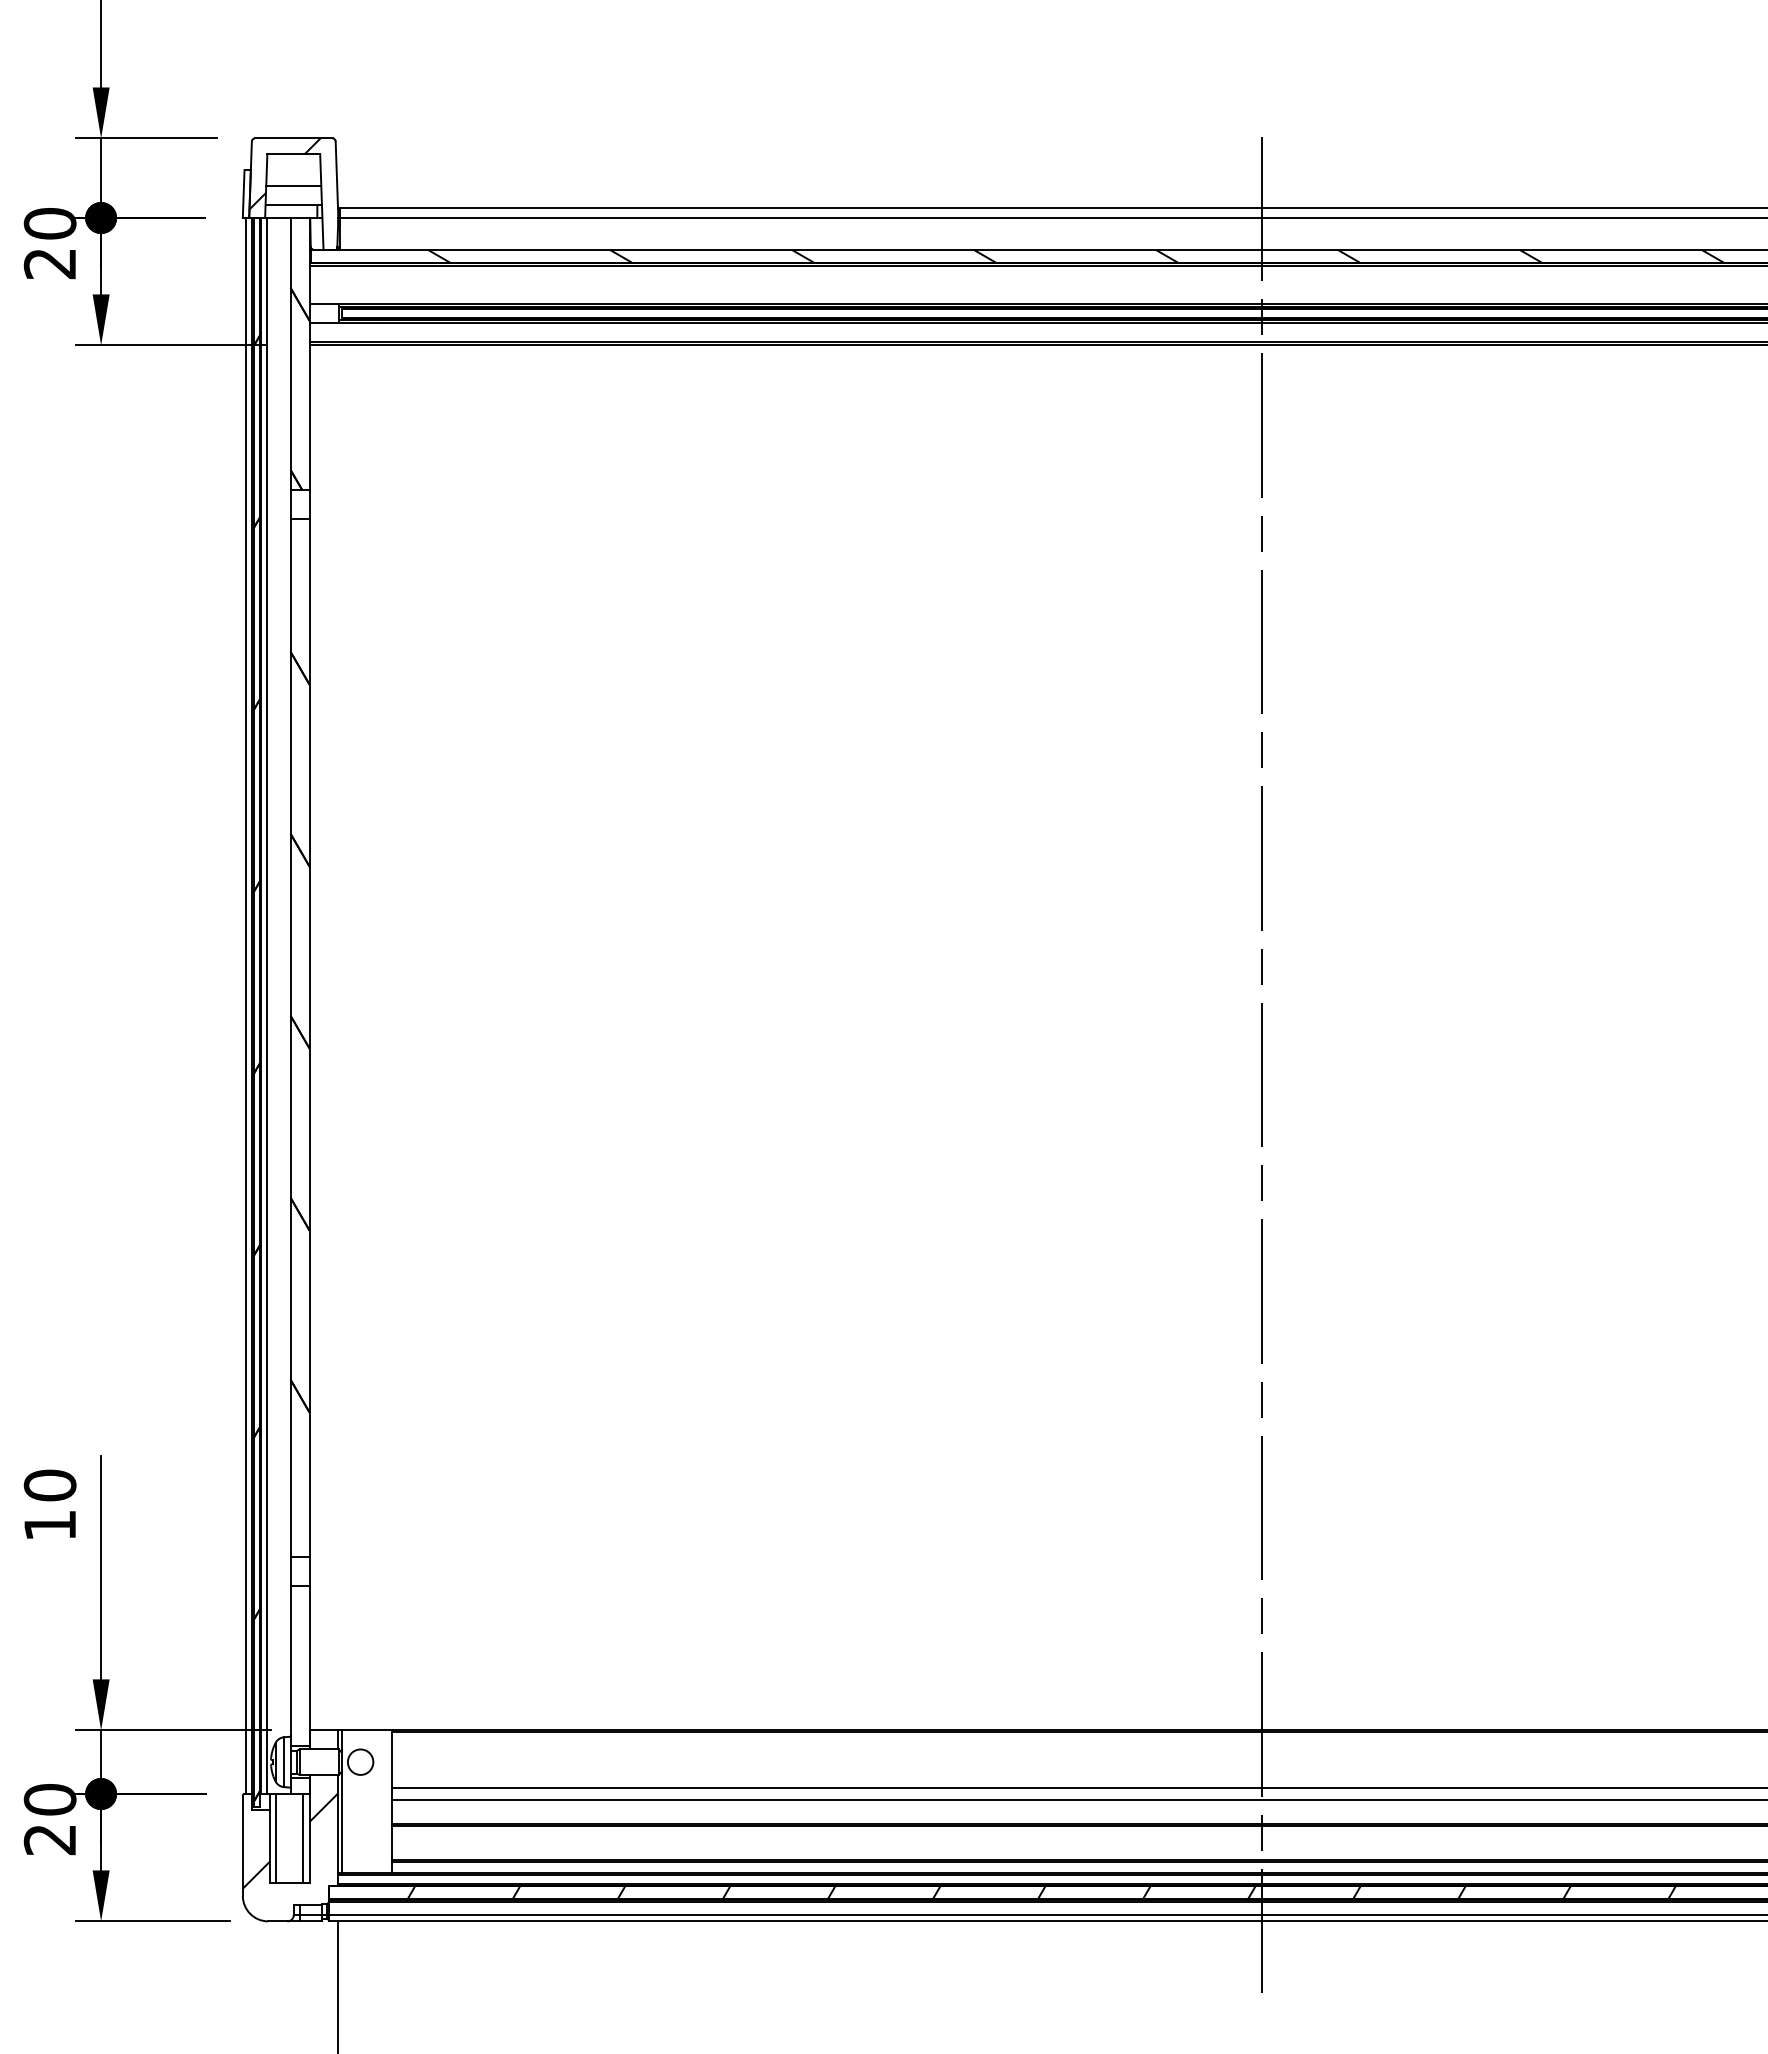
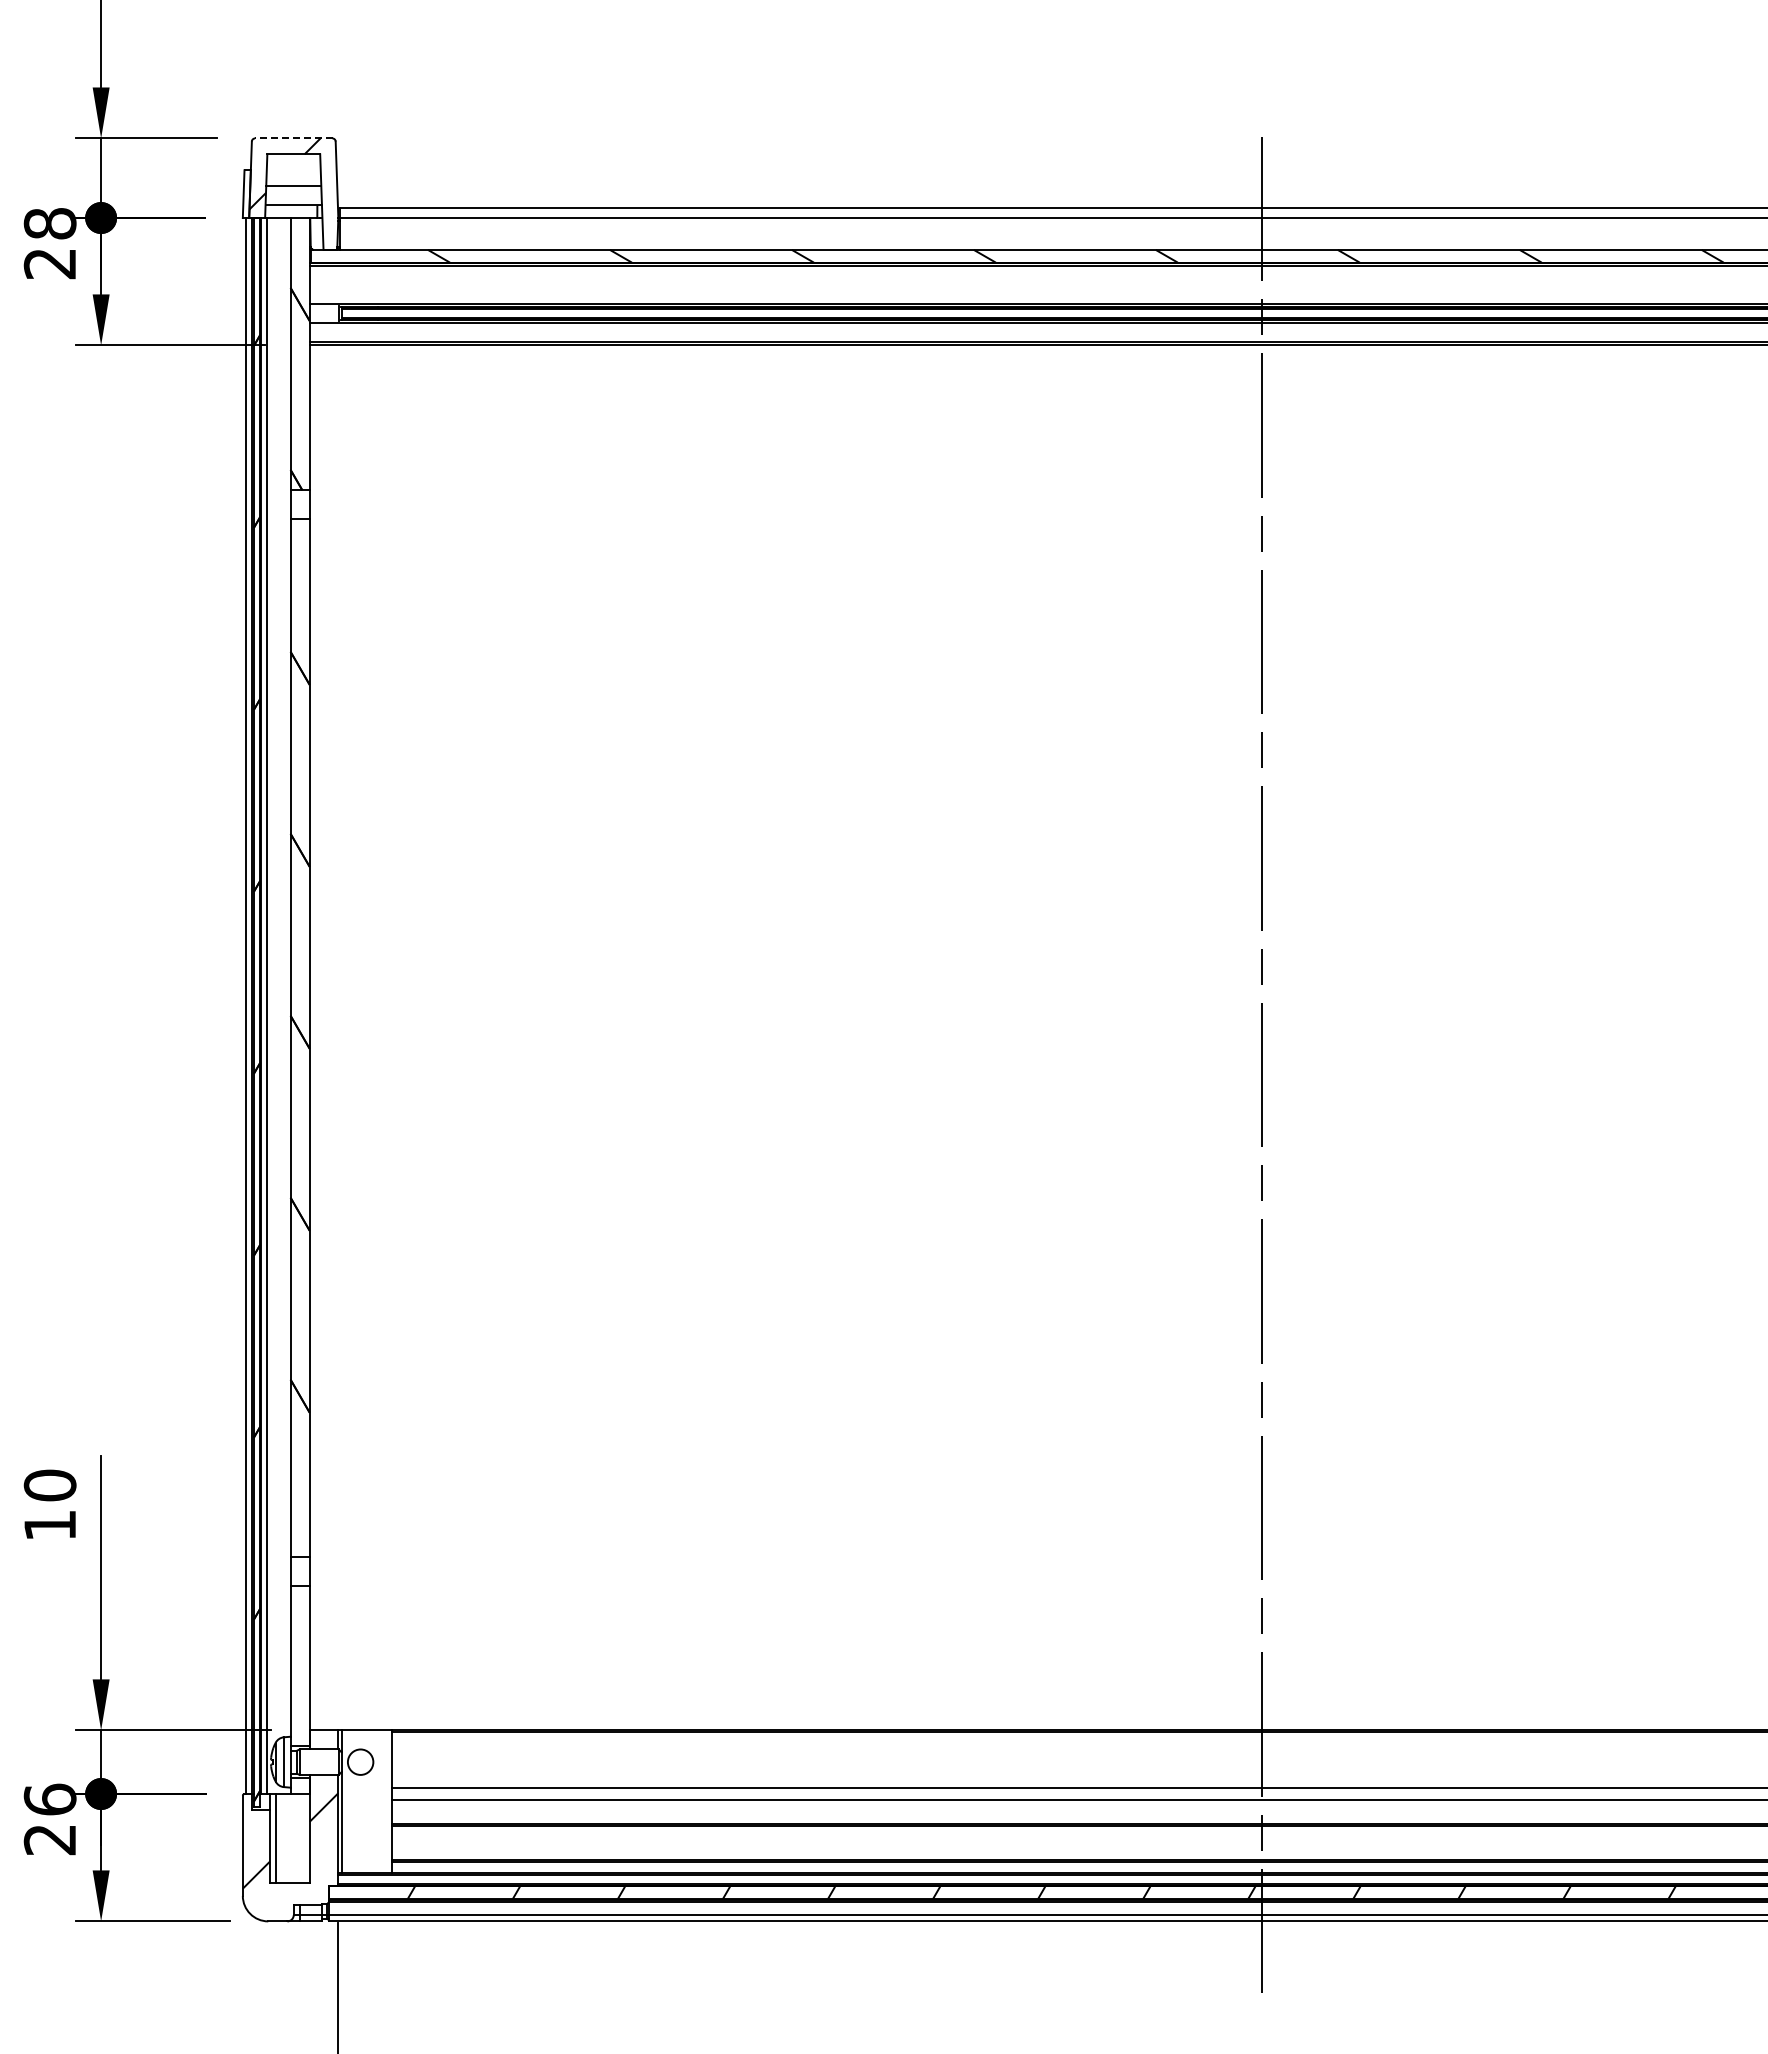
line: solid -> dashed (293, 138)
text: 20 -> 28 (50, 223)
text: 20 -> 26 (49, 1799)
line: present -> none (303, 1838)
